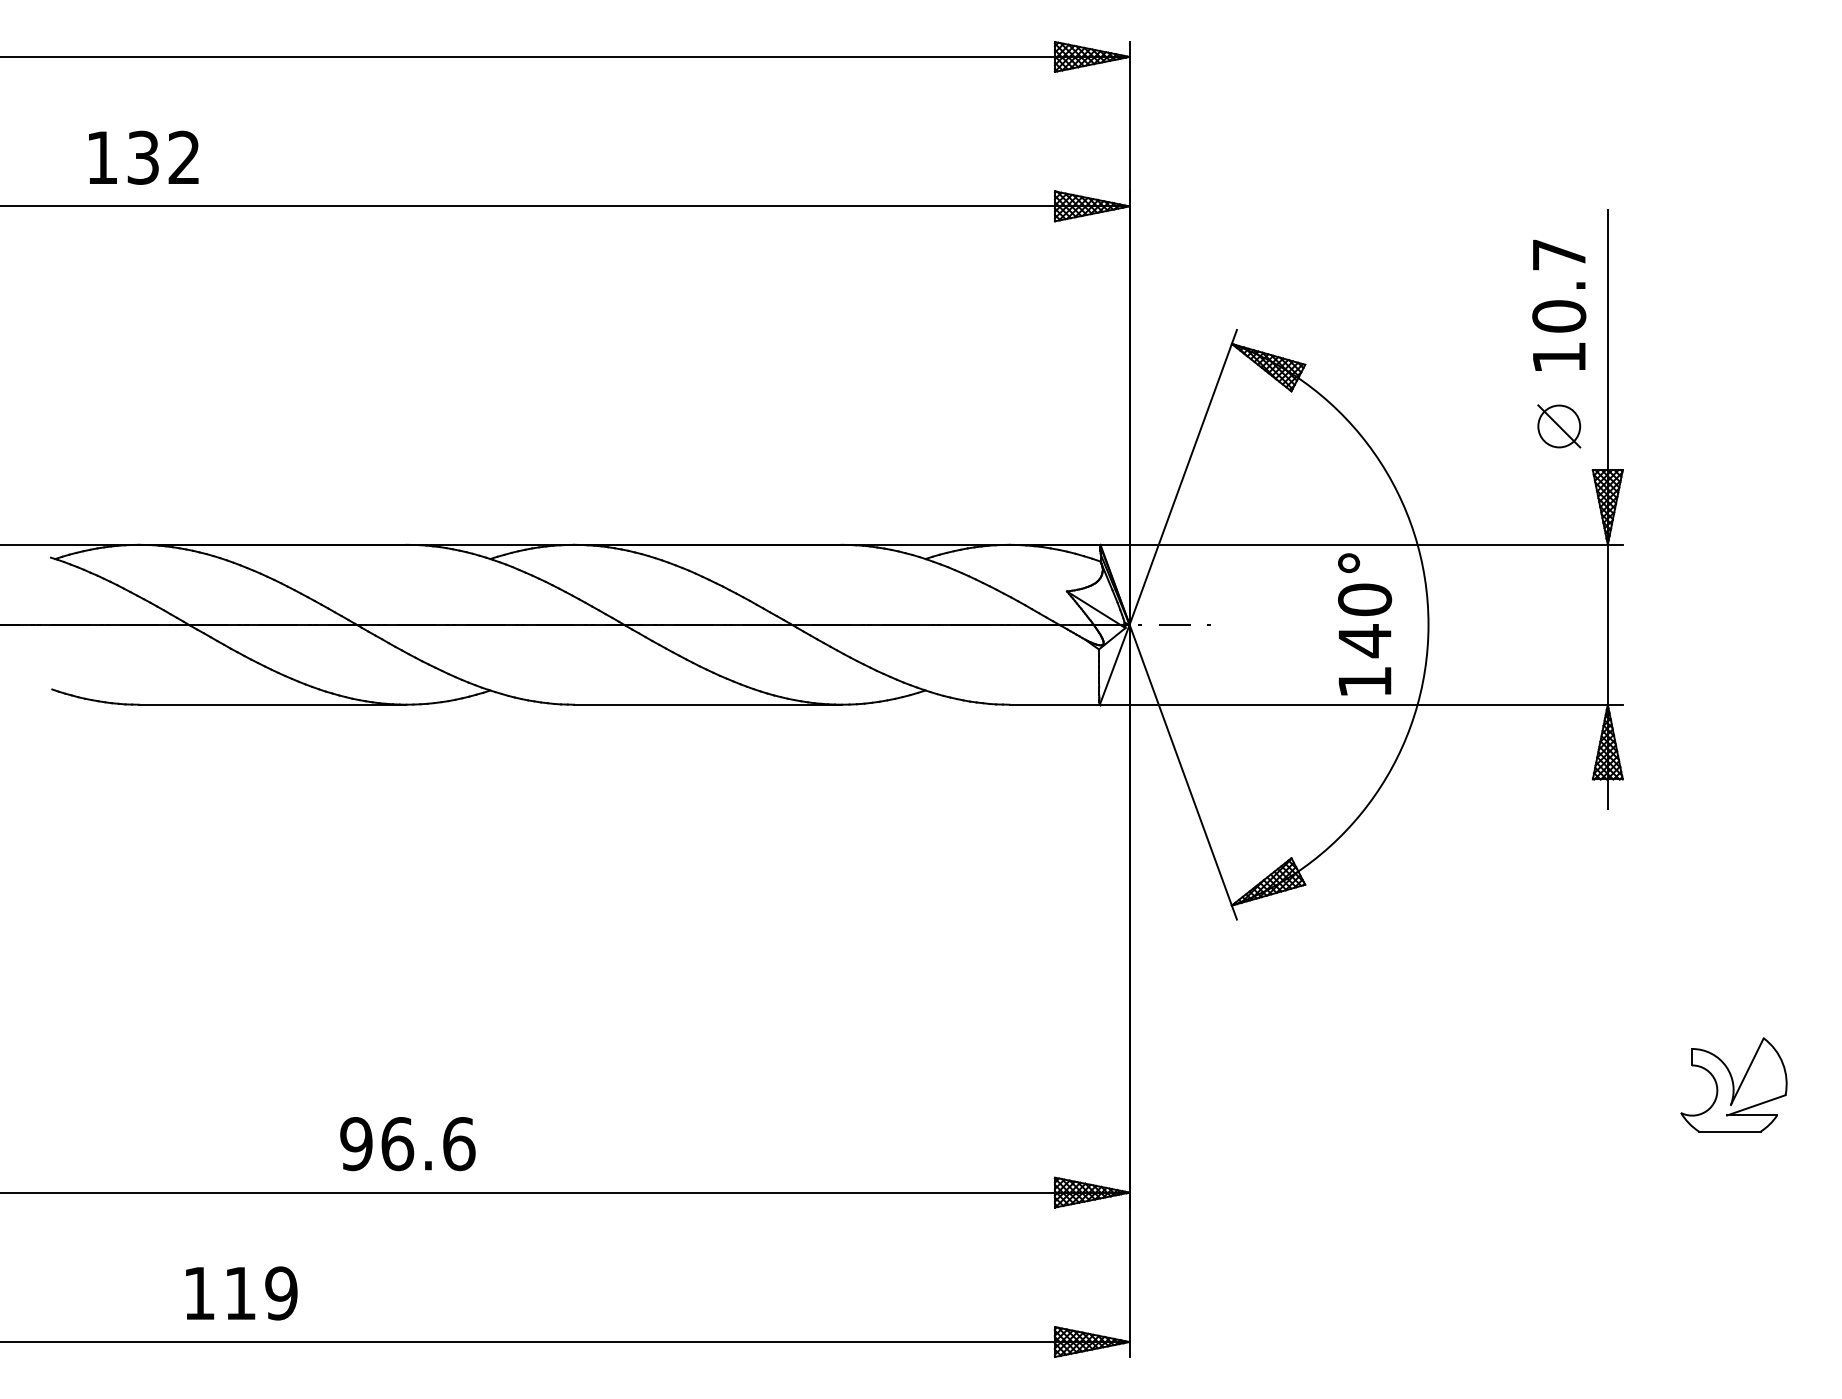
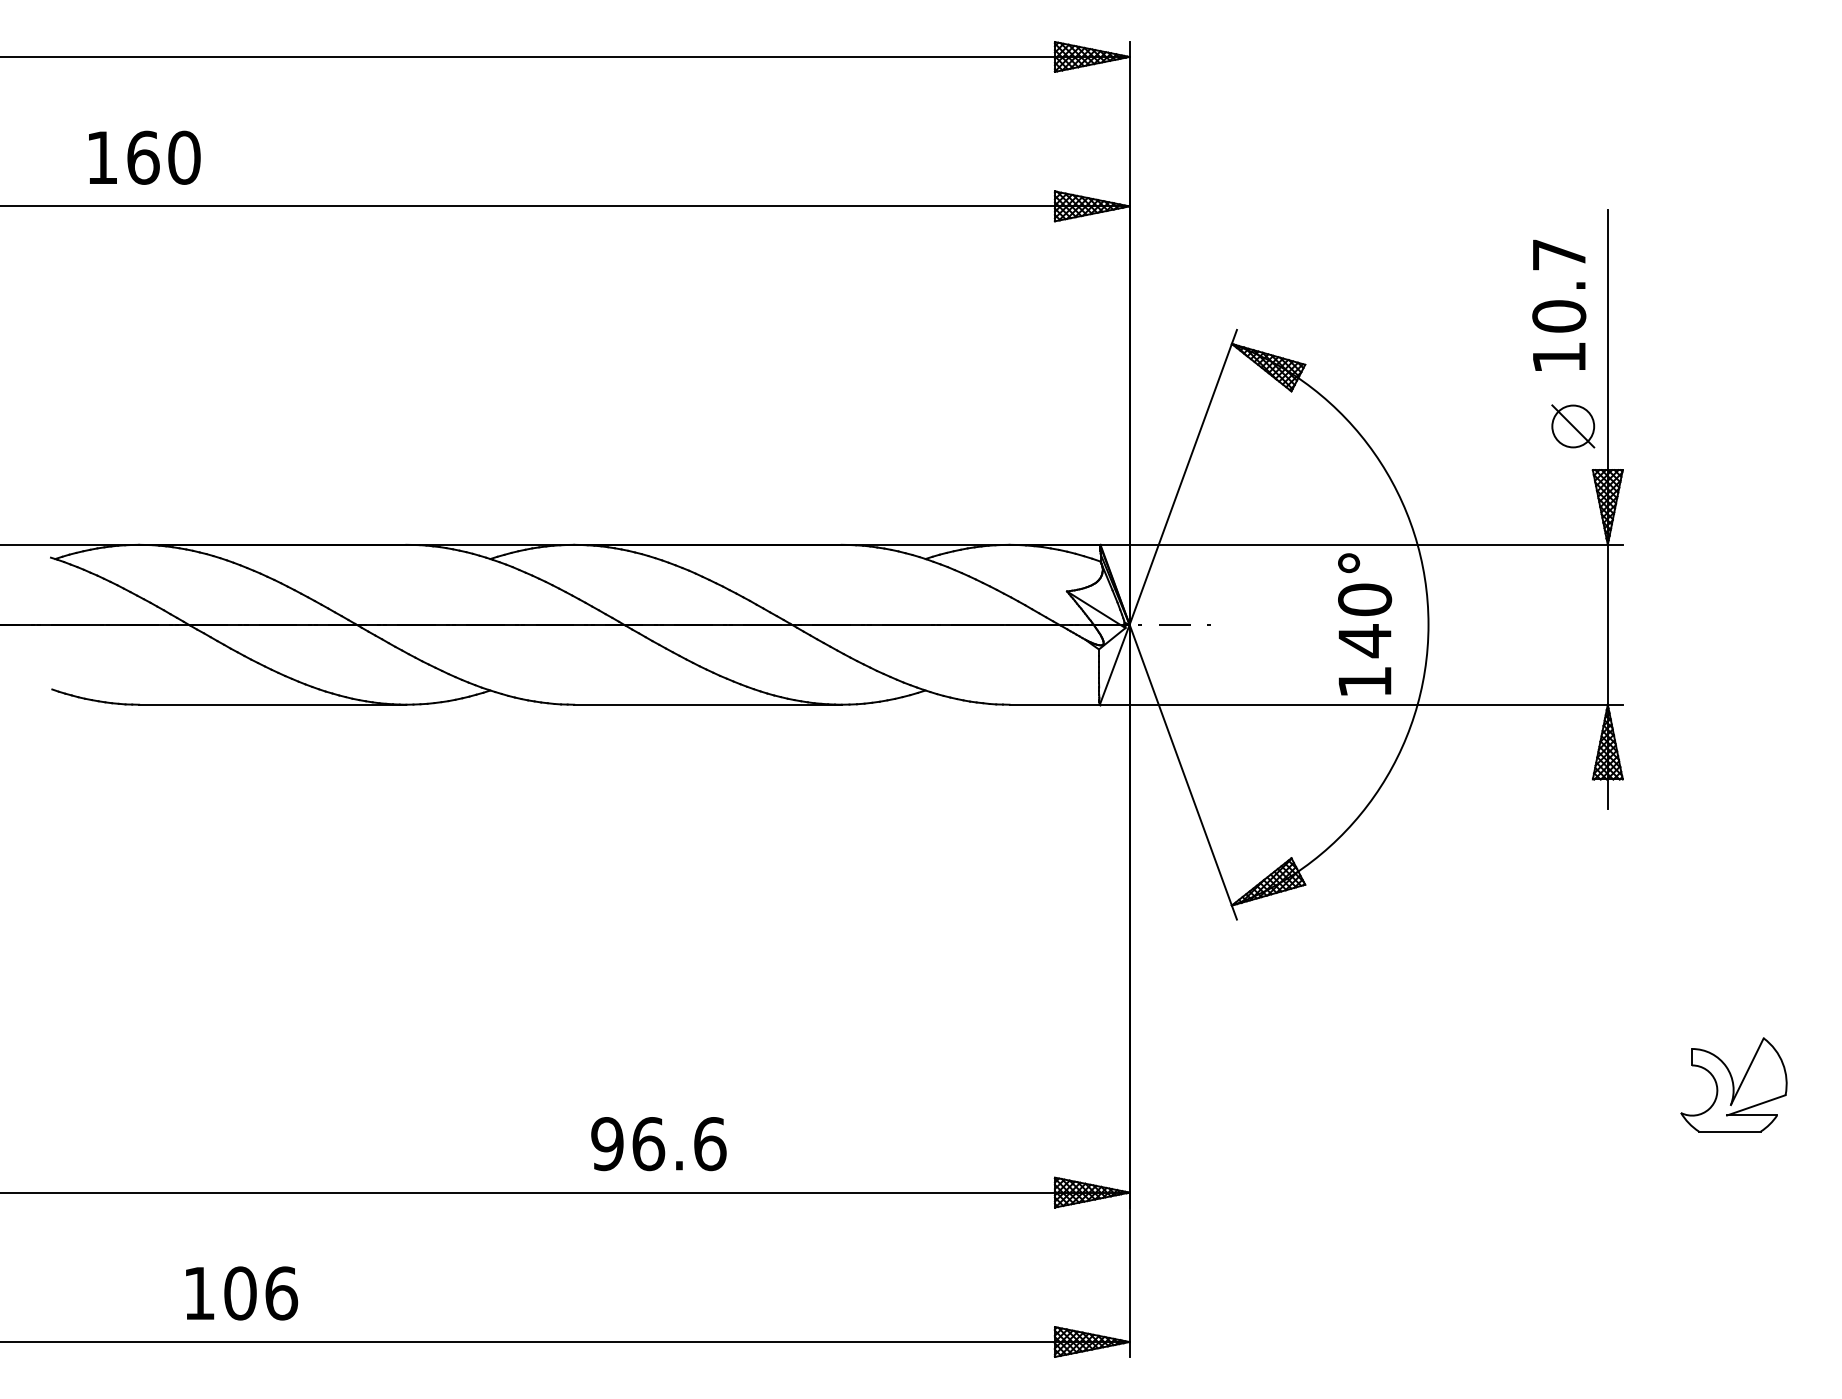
text: 132 -> 160 (163, 157)
part position: (1559, 426) -> (1573, 426) (1573, 426)
text position: (407, 1144) -> (658, 1144) (658, 1144)
text: 119 -> 106 (261, 1293)
